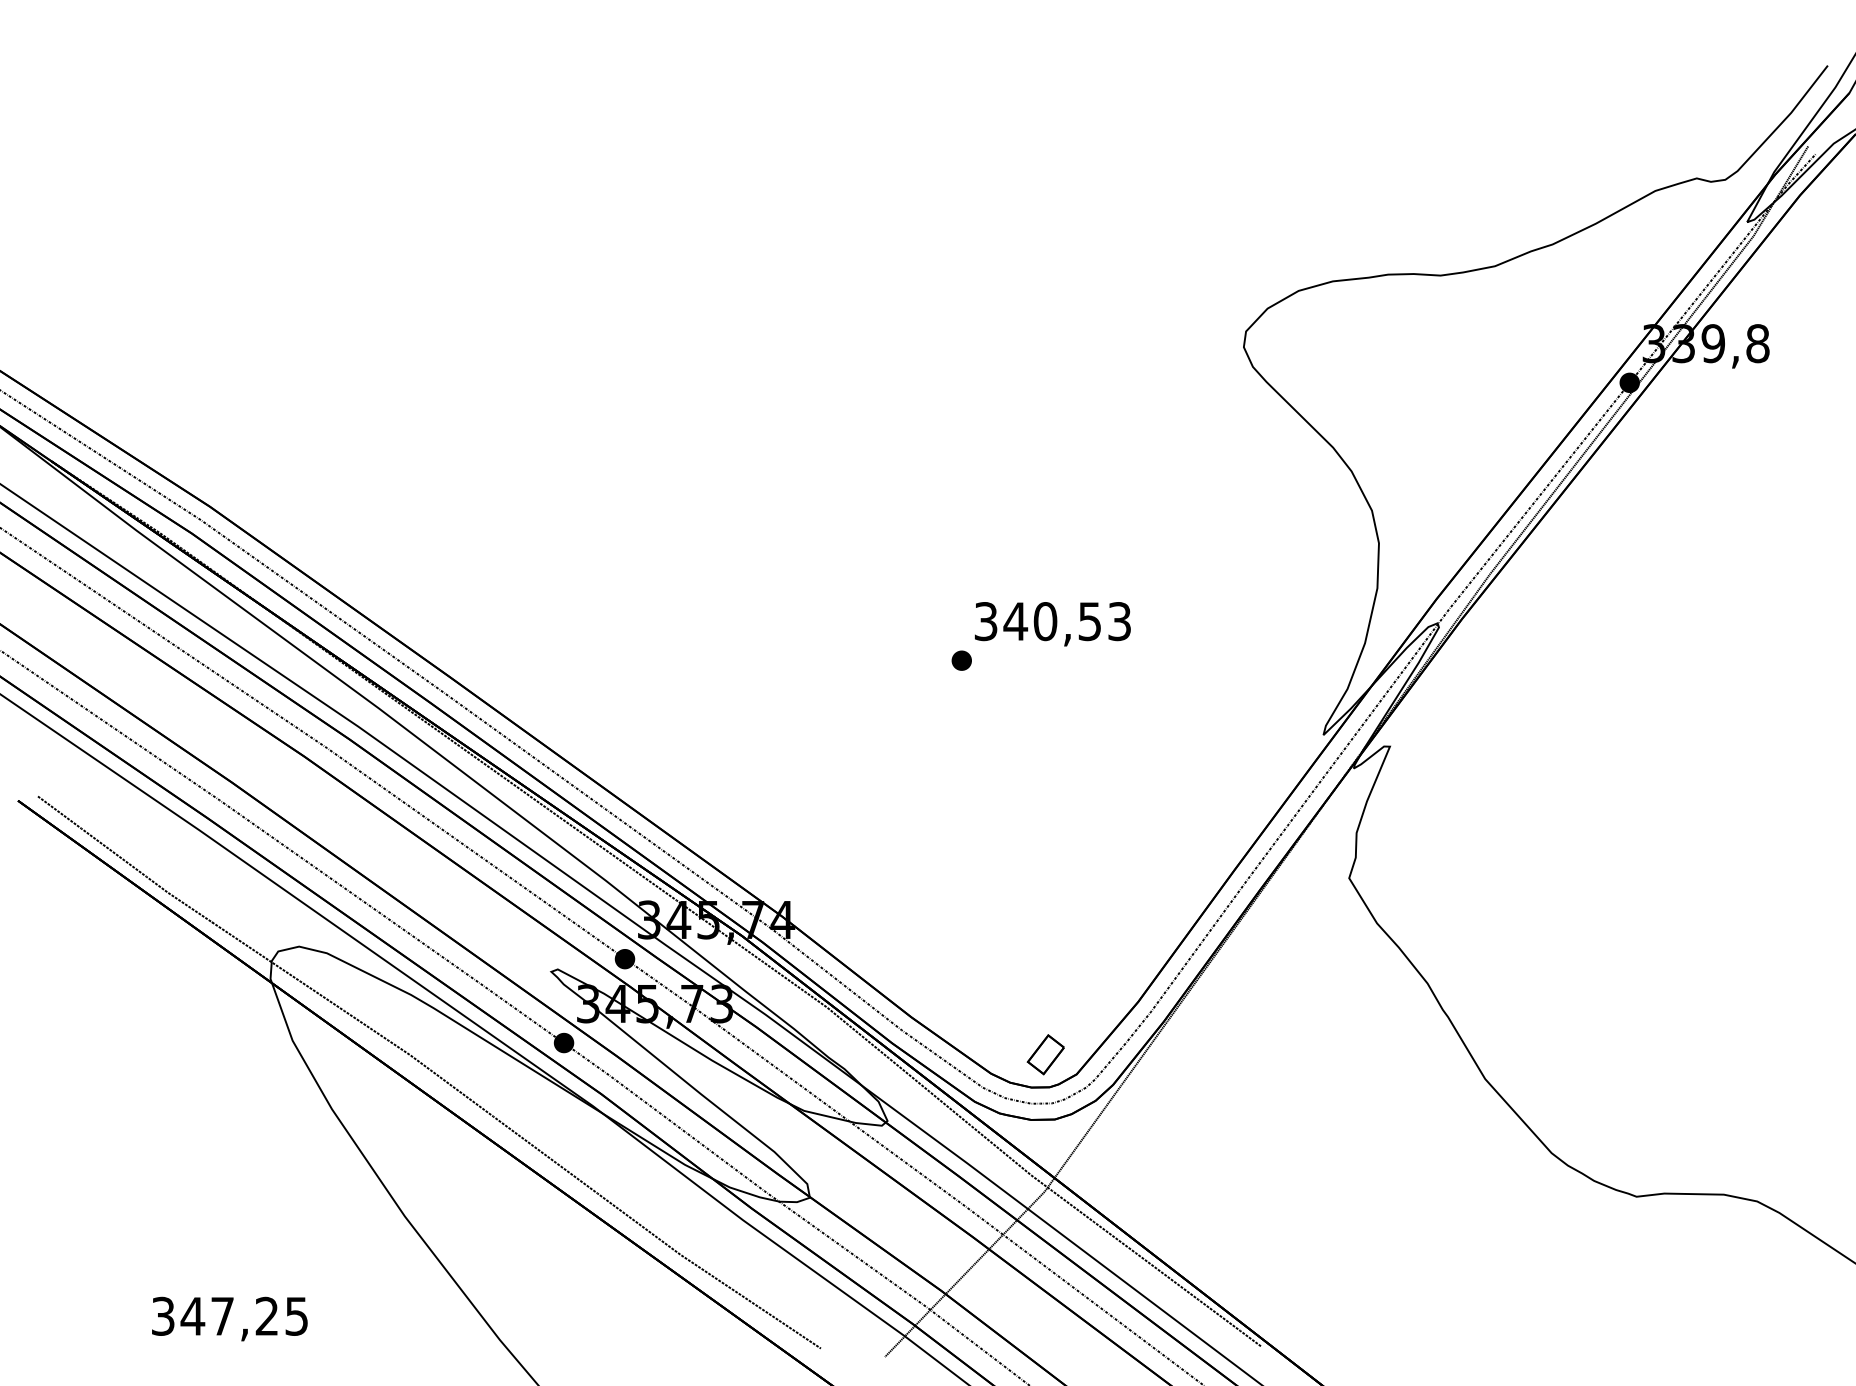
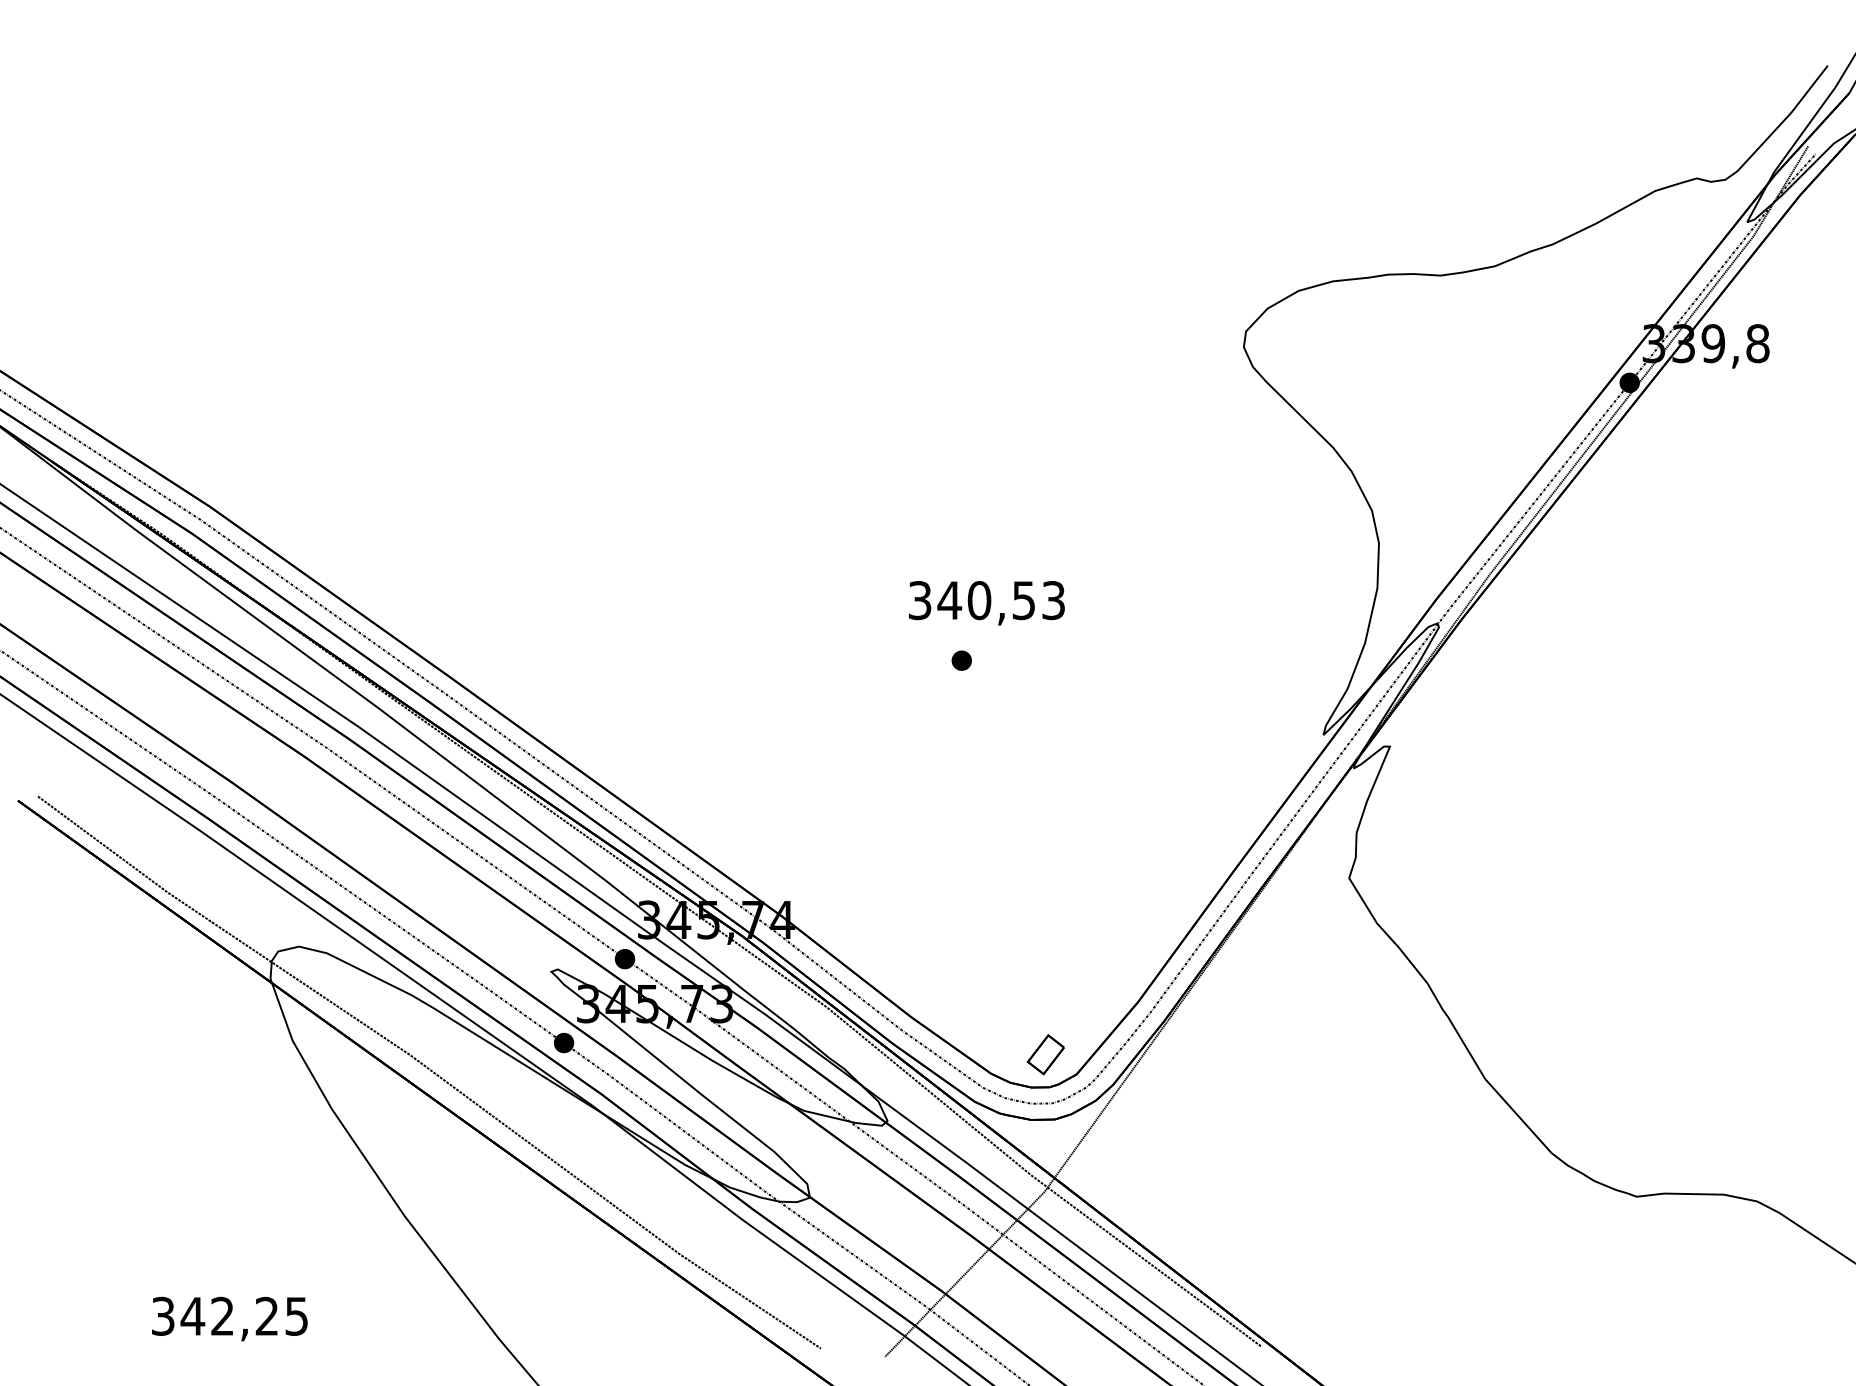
text position: (1052, 624) -> (986, 603) (986, 603)
text: 347,25 -> 342,25 (222, 1315)
